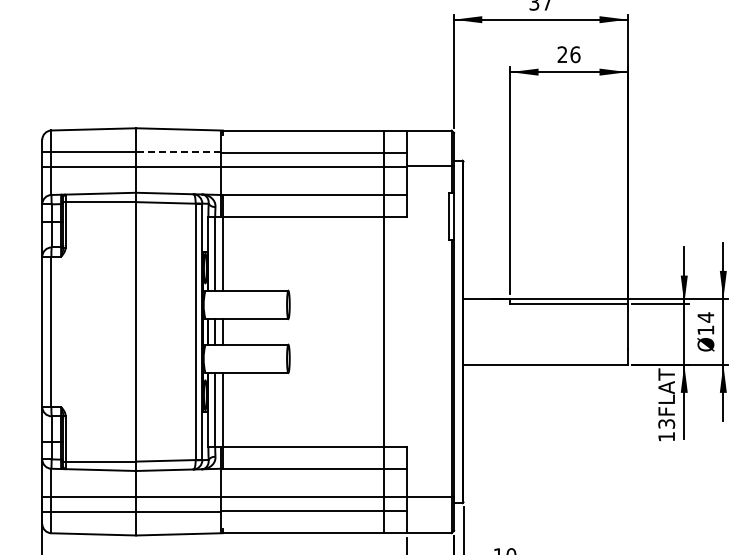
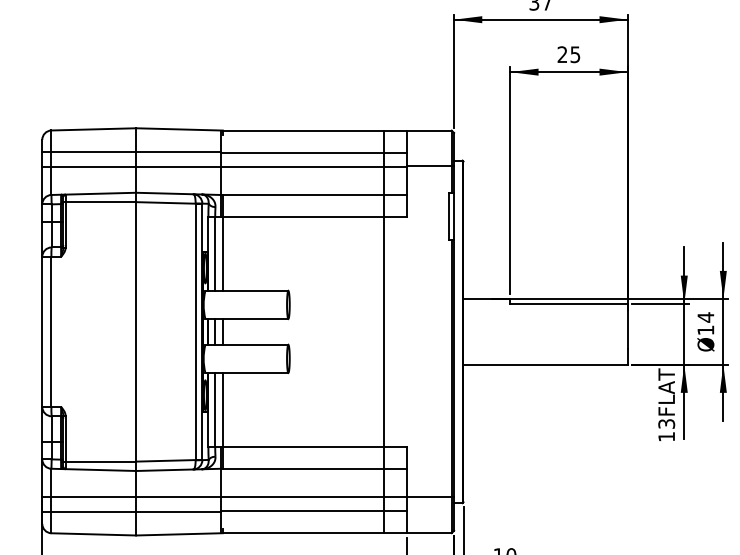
text: 26 -> 25 (575, 54)
line: dashed -> solid (177, 152)
